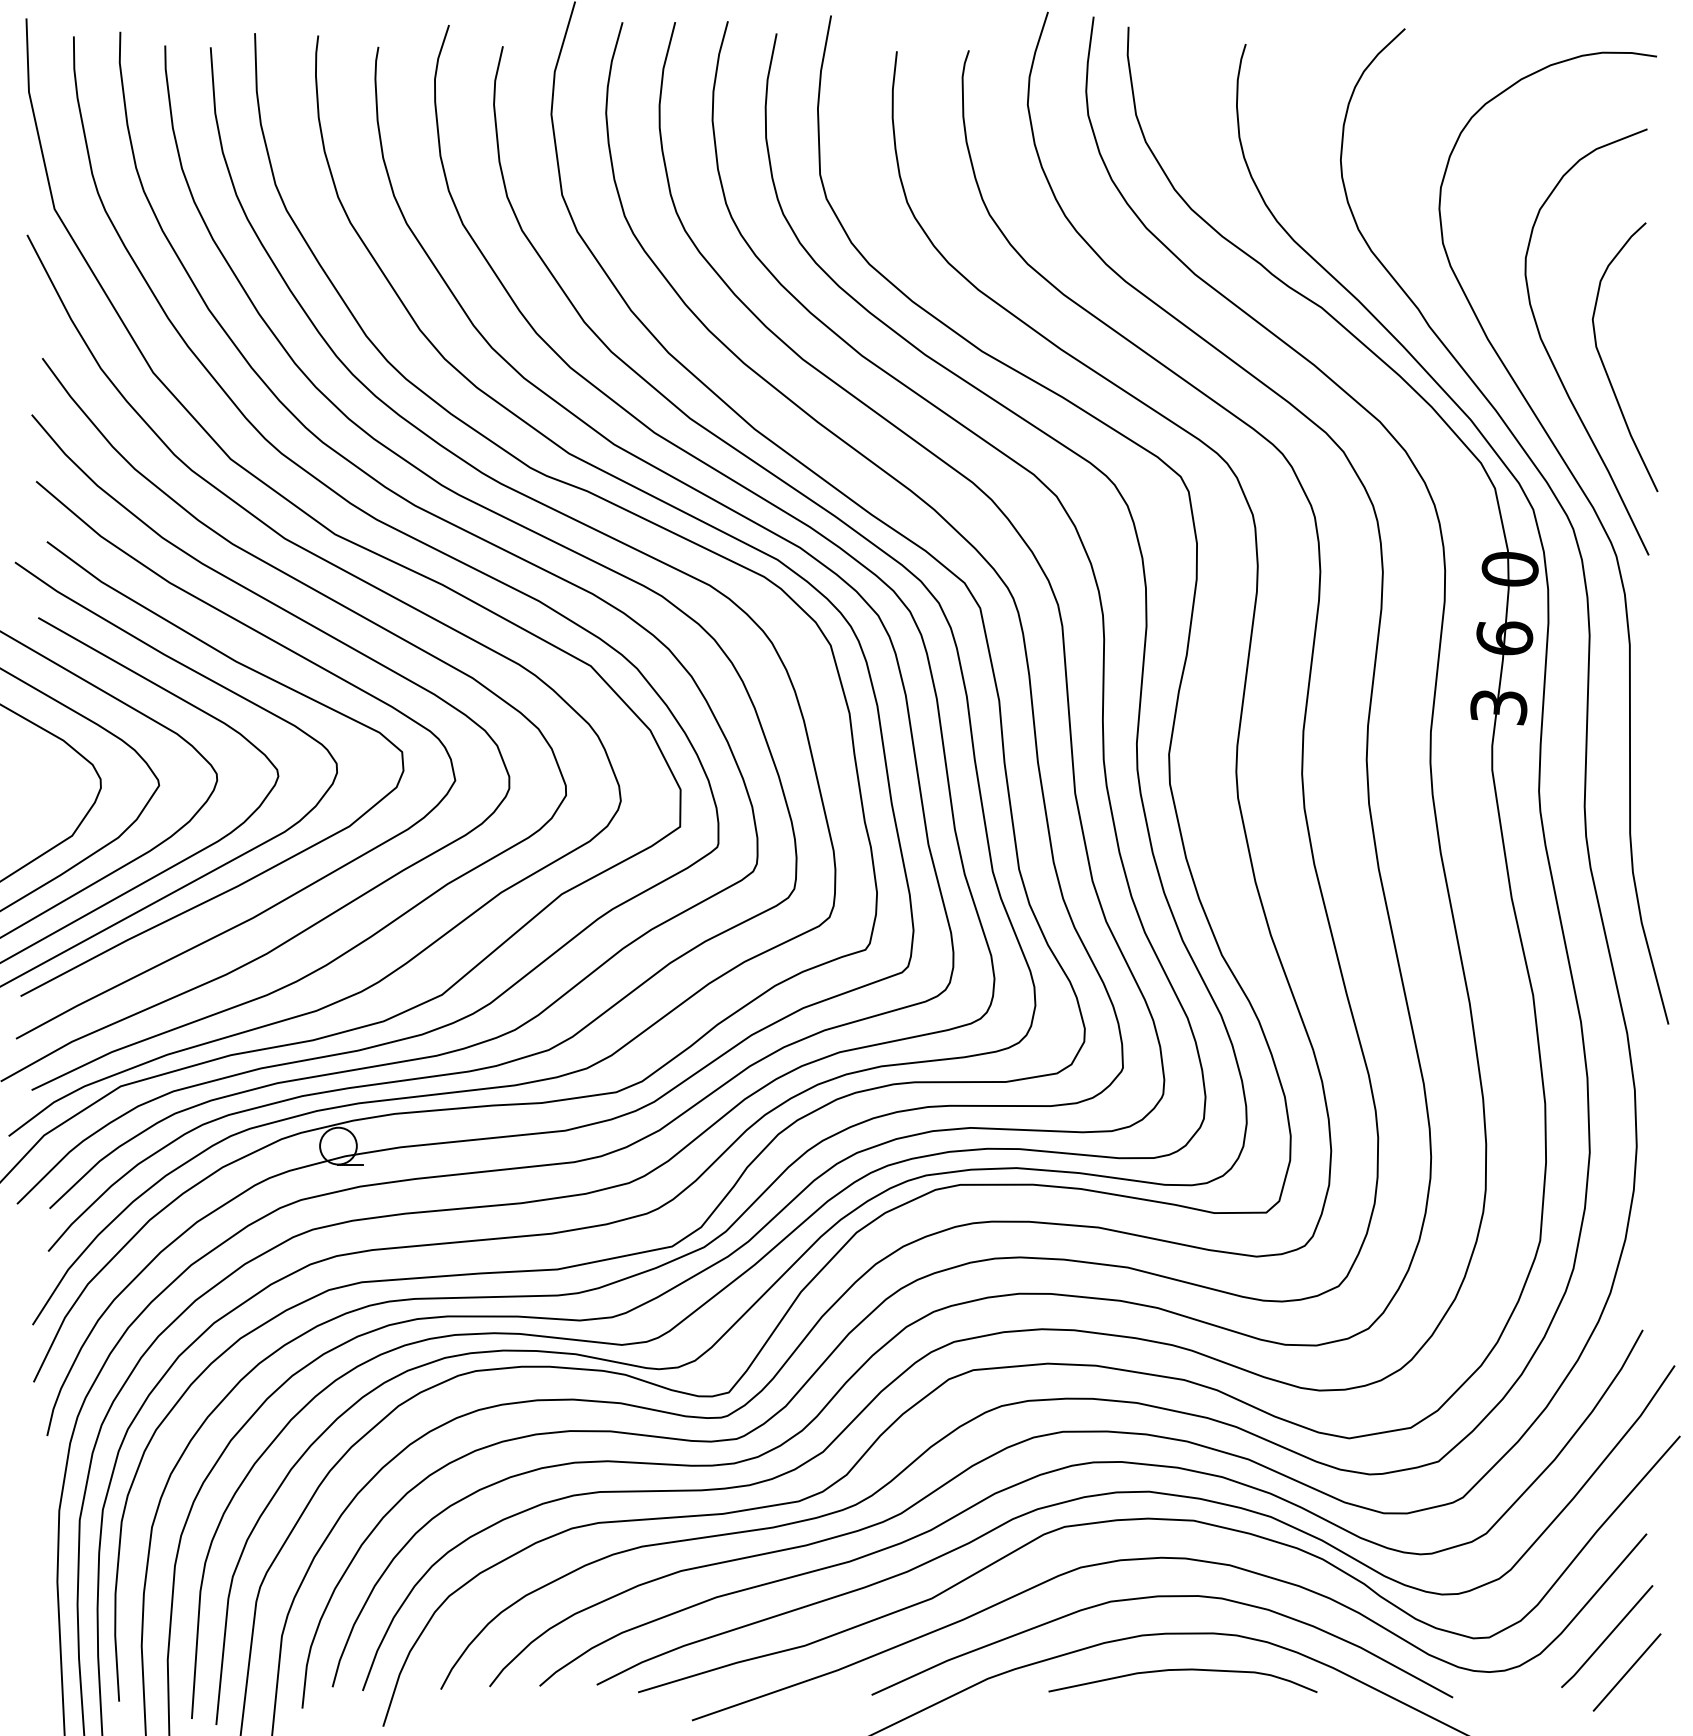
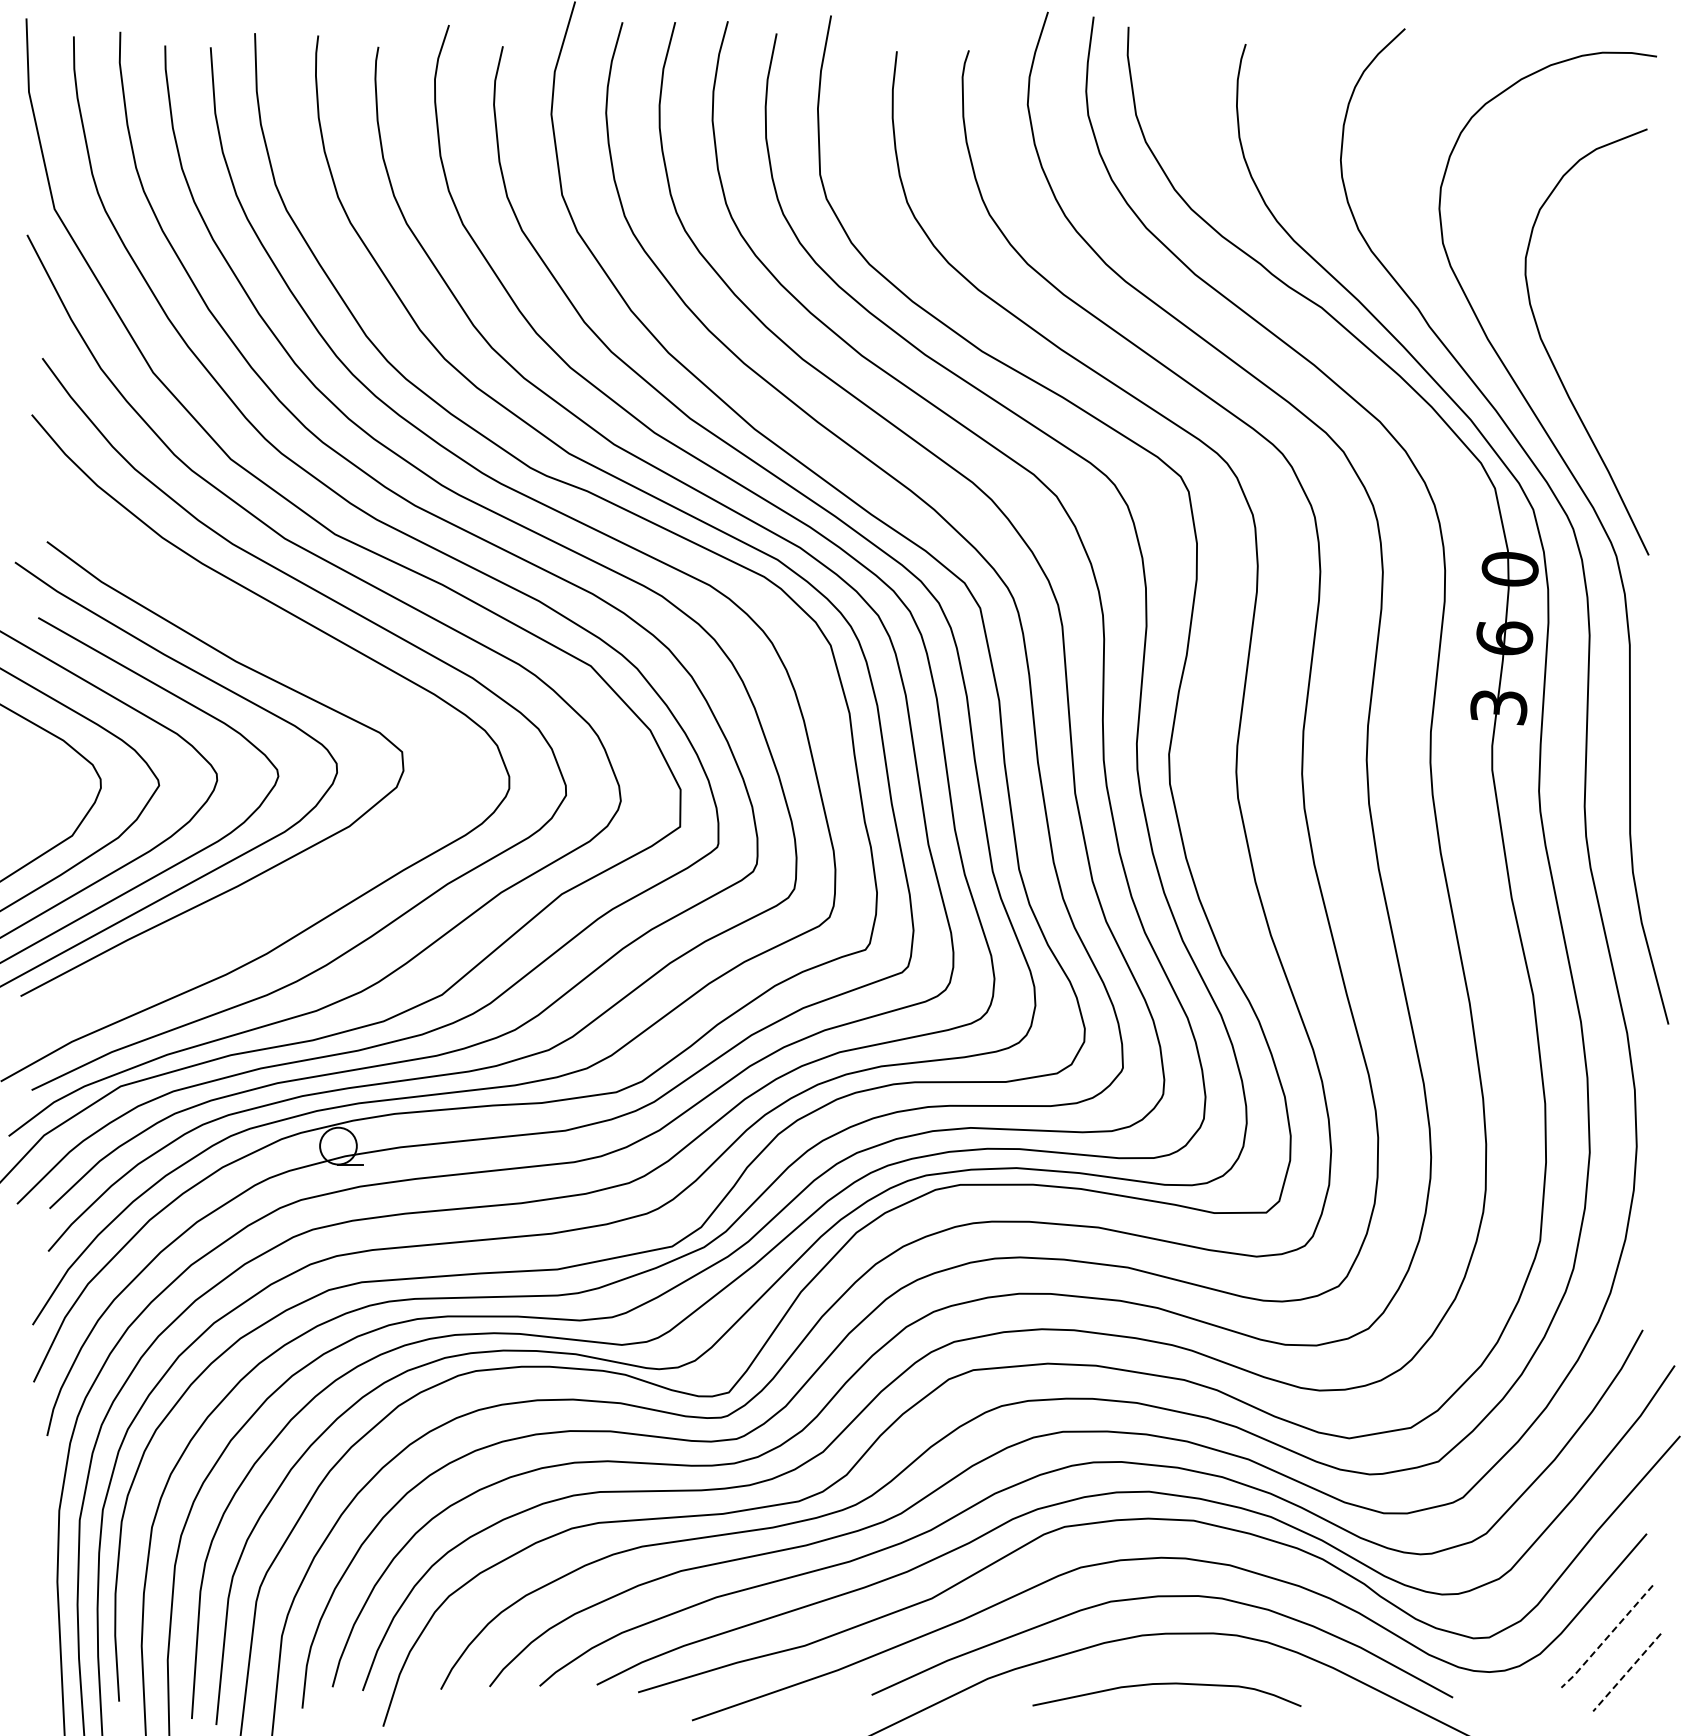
curve: present -> none (1604, 364)
curve: present -> none (295, 654)
line: solid -> dashed (1606, 1638)
curve position: (1182, 1670) -> (1166, 1684) (1166, 1684)
line: solid -> dashed (1627, 1672)
